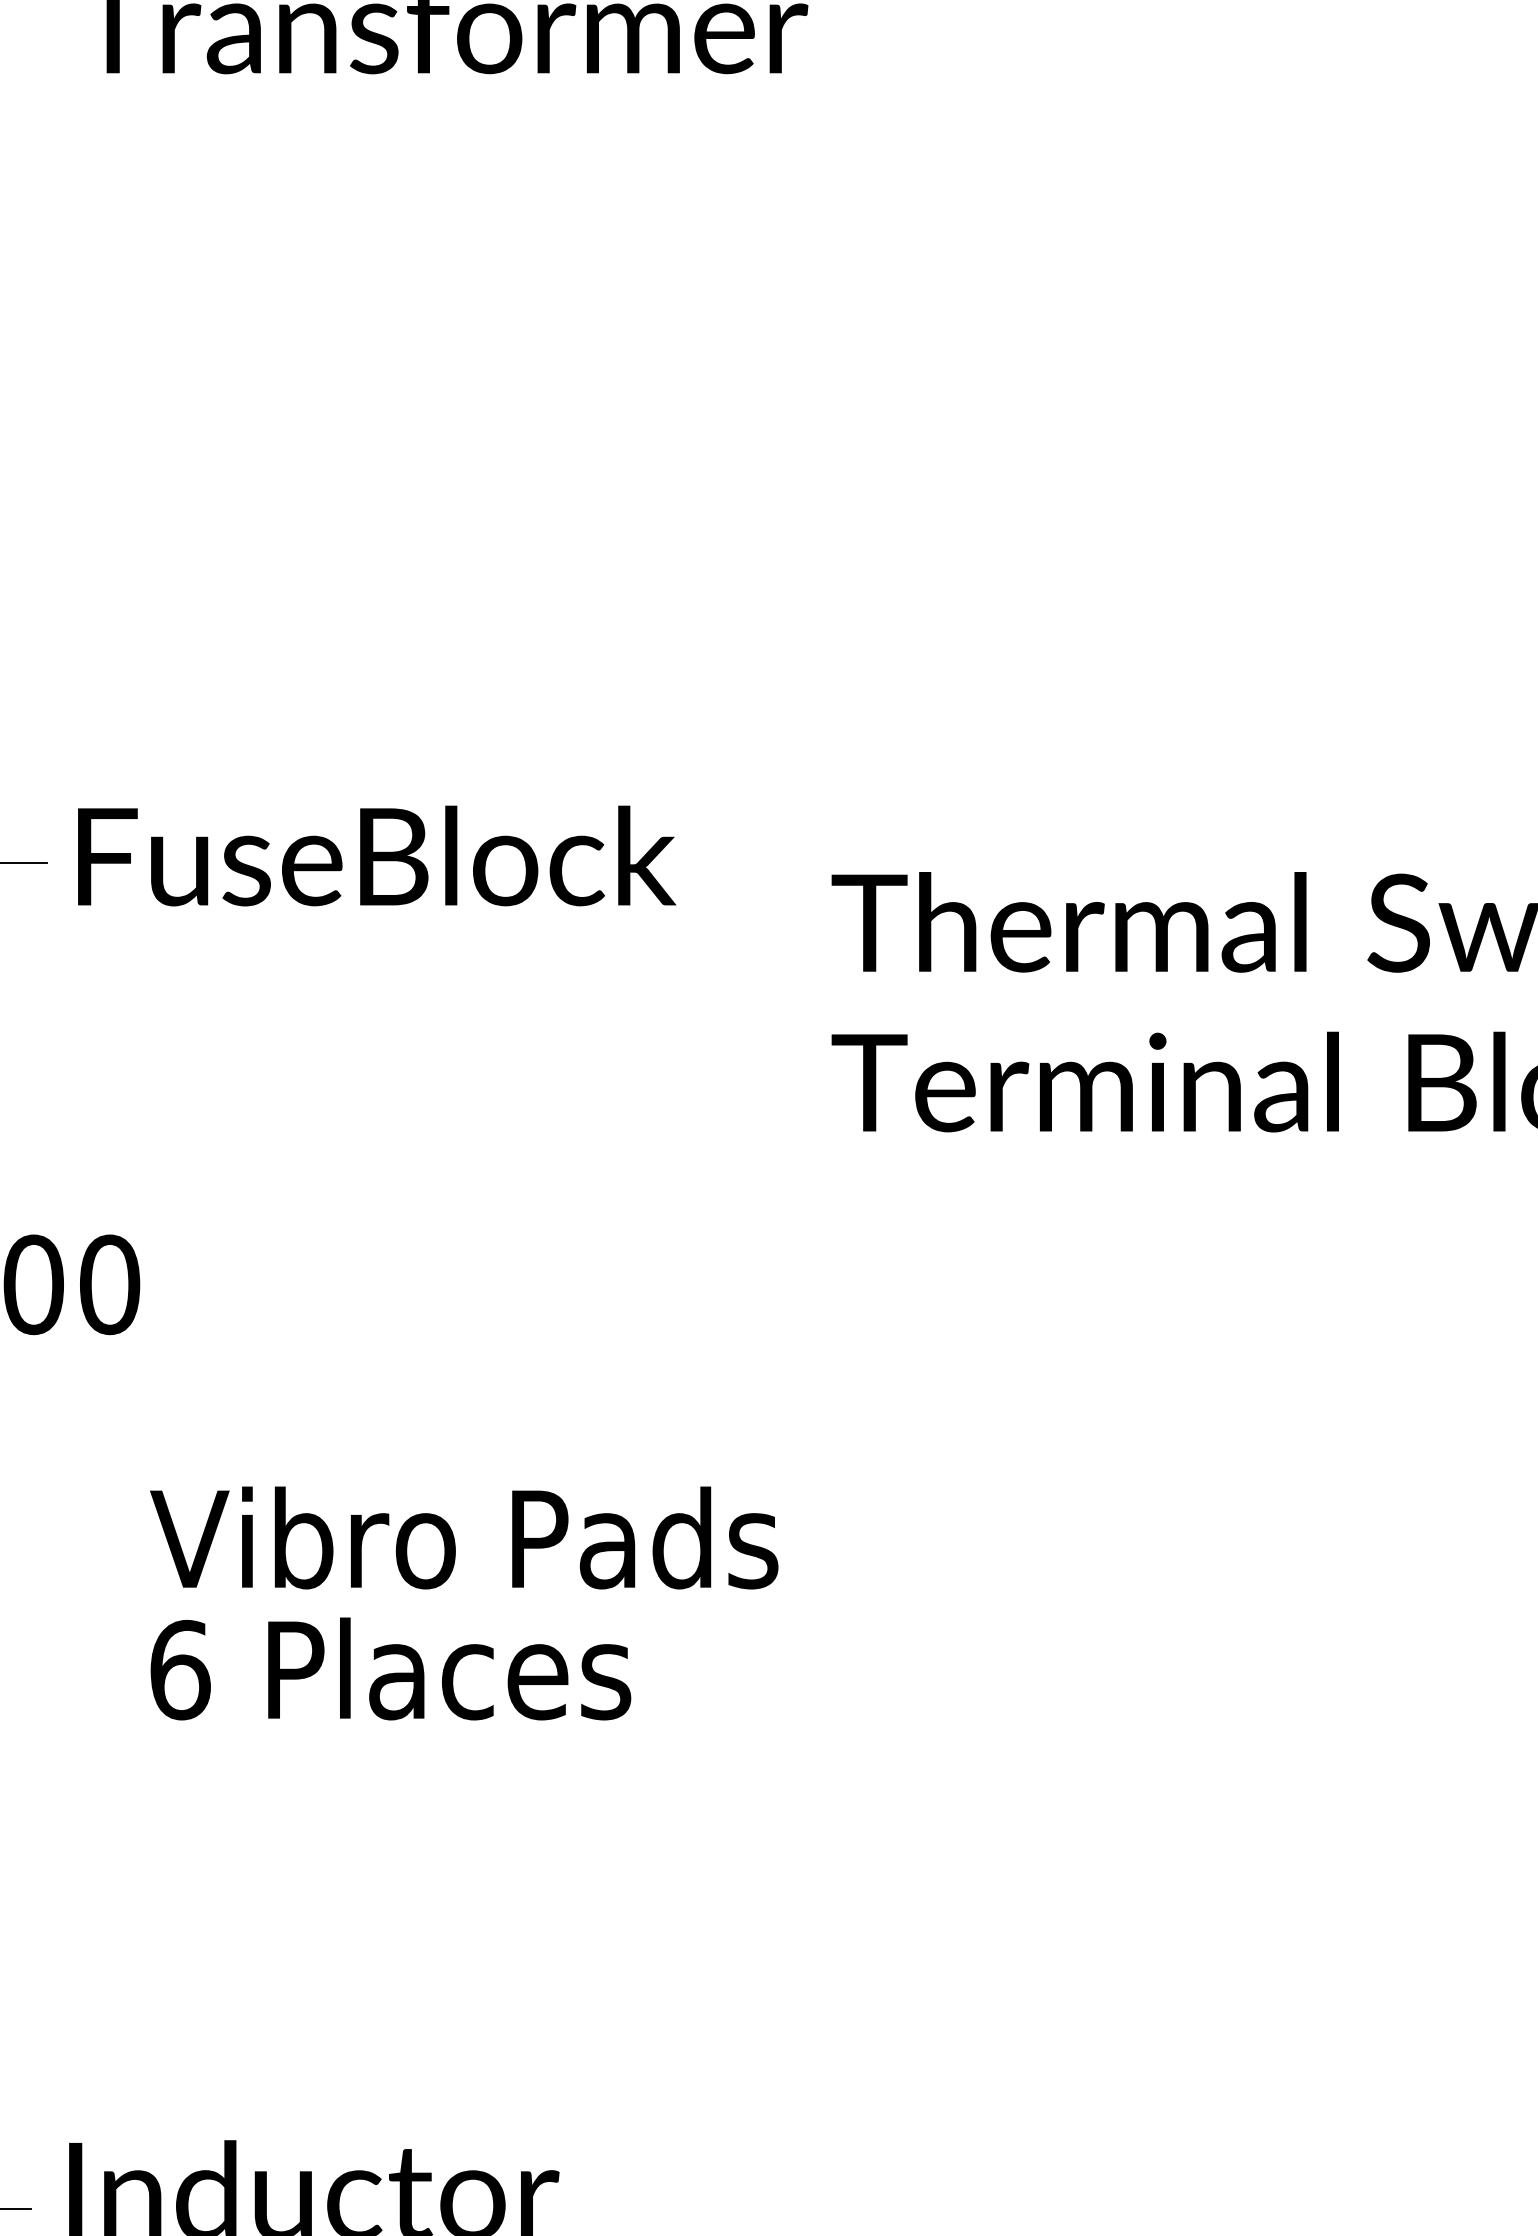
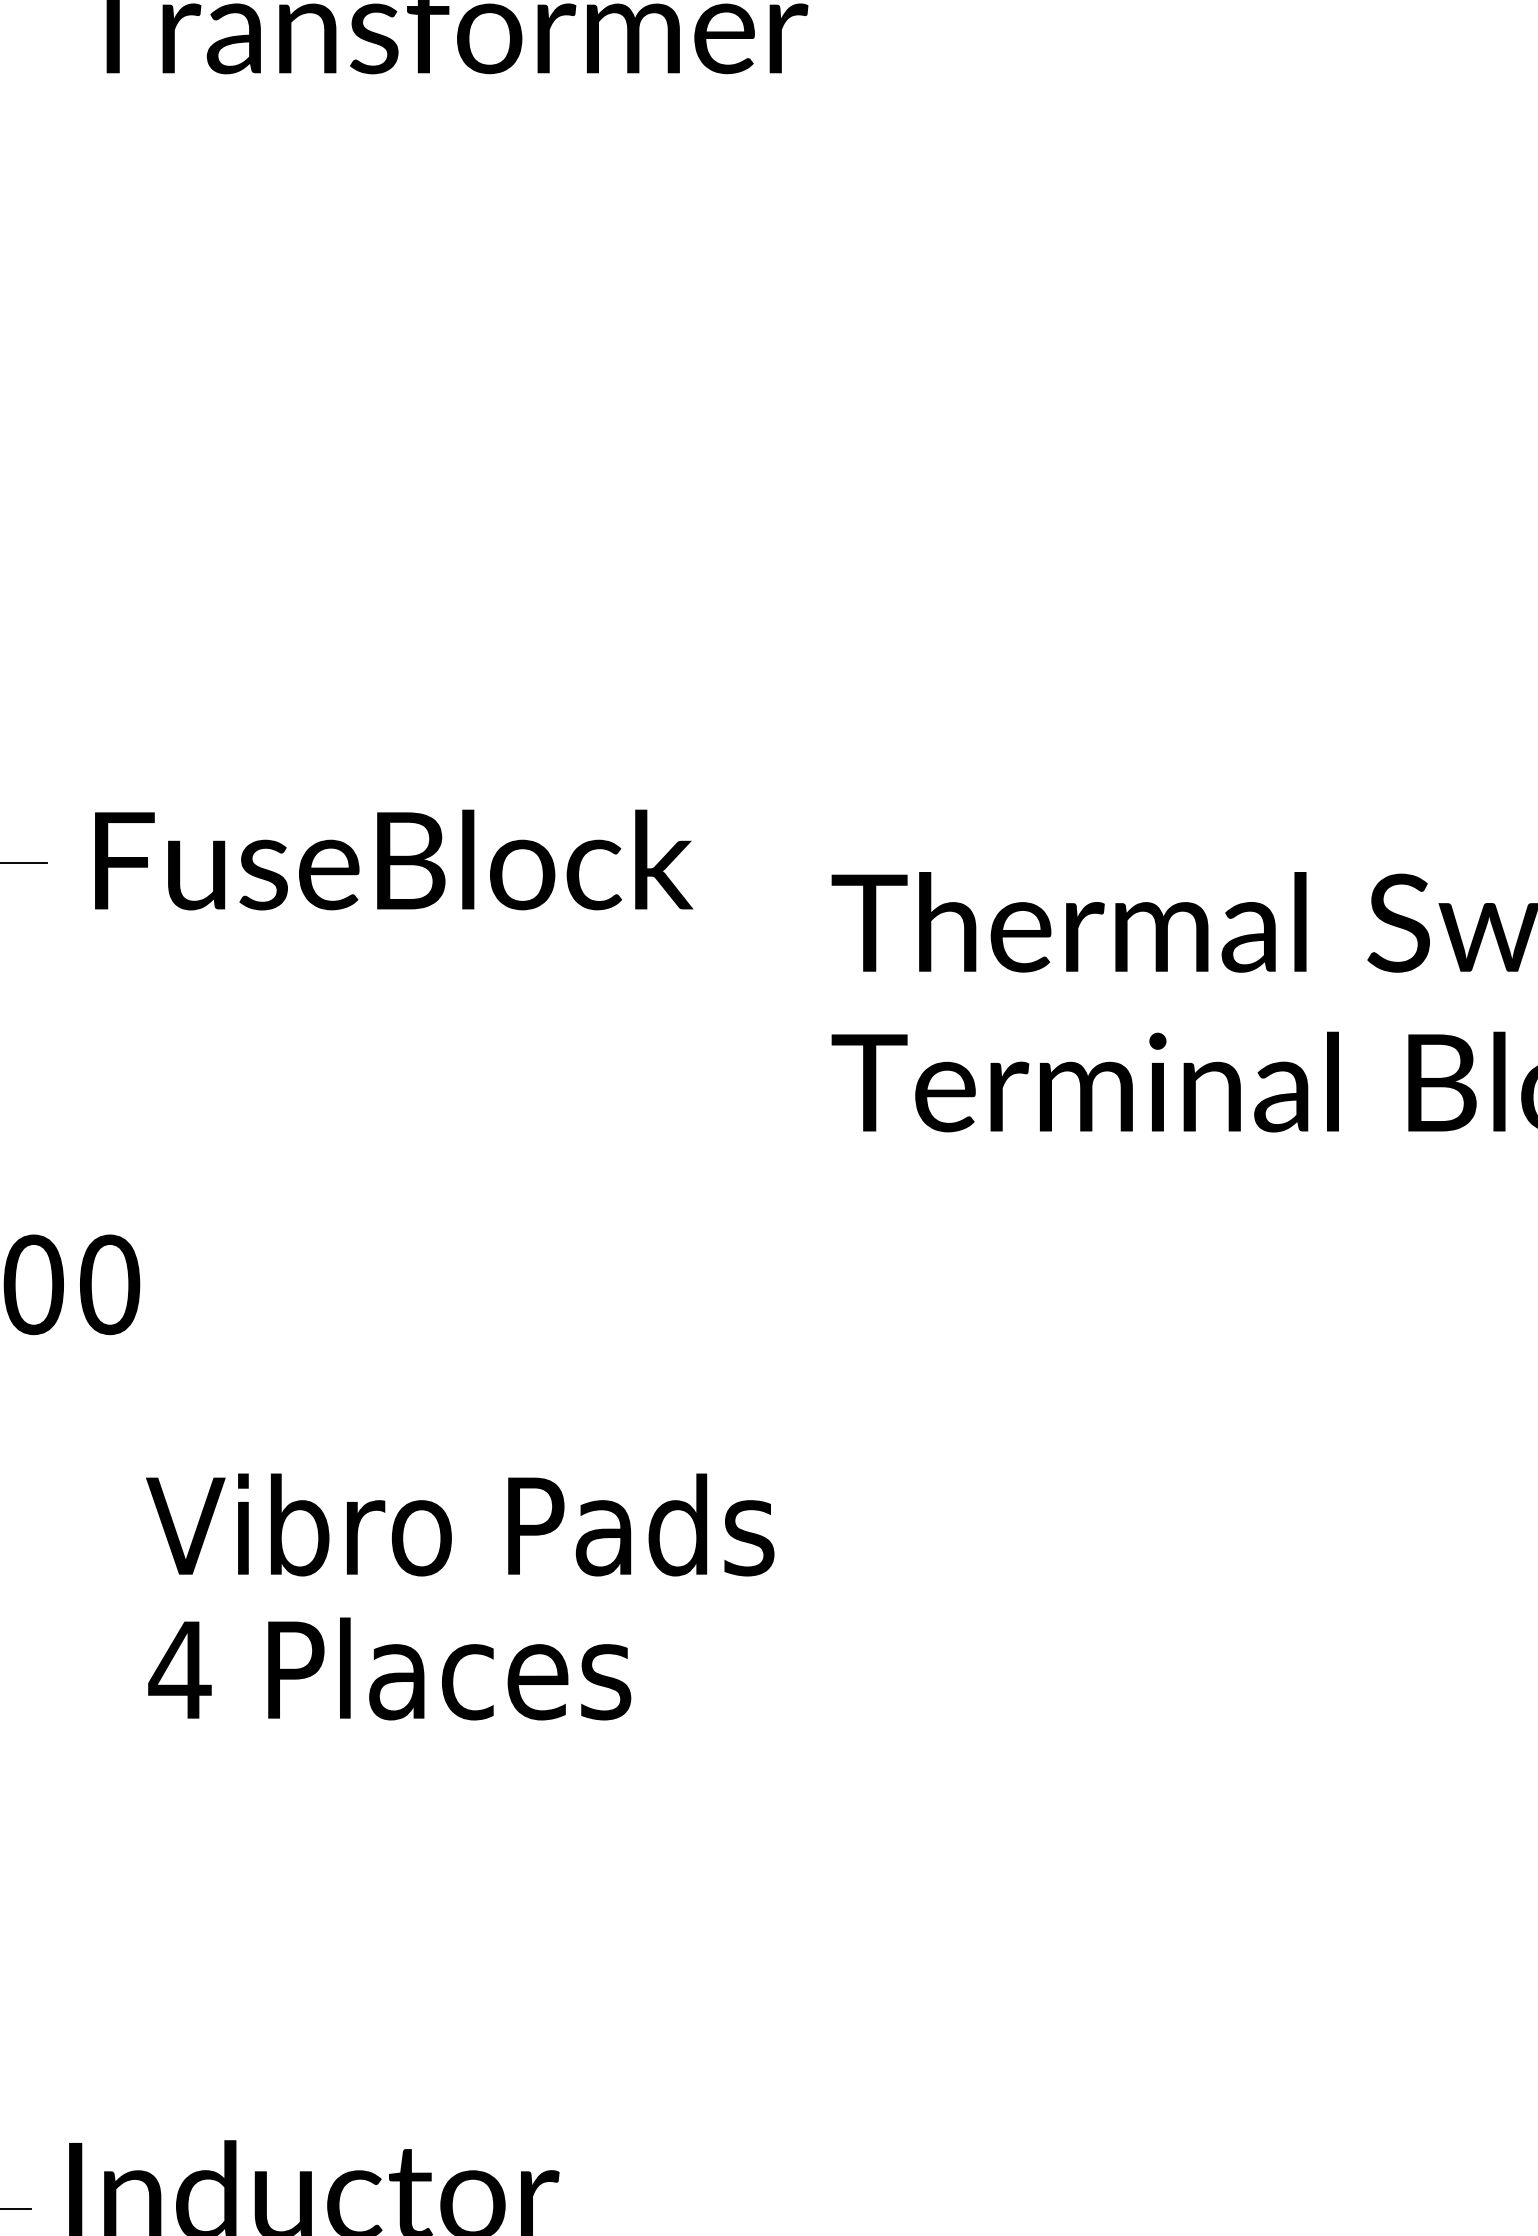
text position: (377, 855) -> (394, 859) (394, 859)
text position: (464, 1537) -> (460, 1524) (460, 1524)
text: 6 -> 4 (179, 1669)
